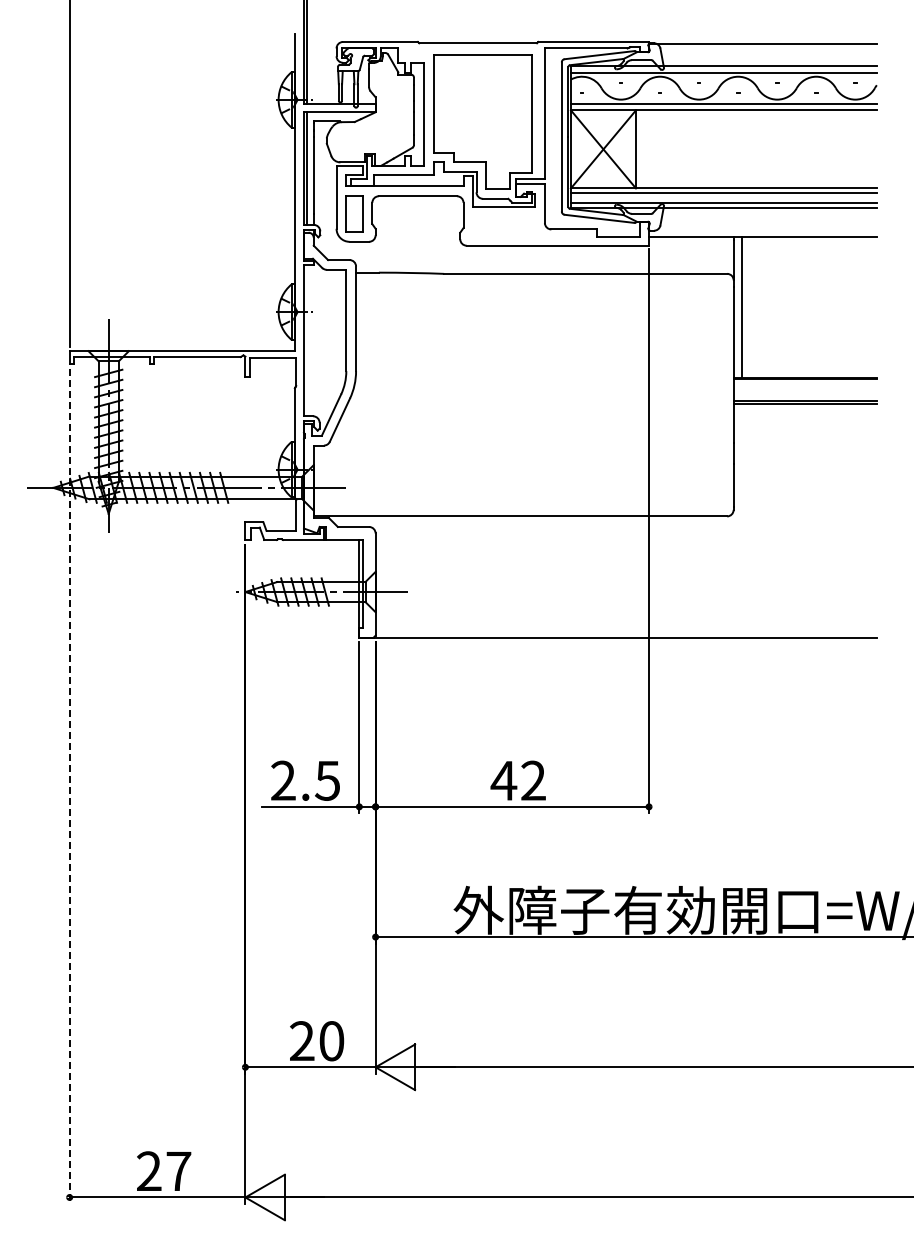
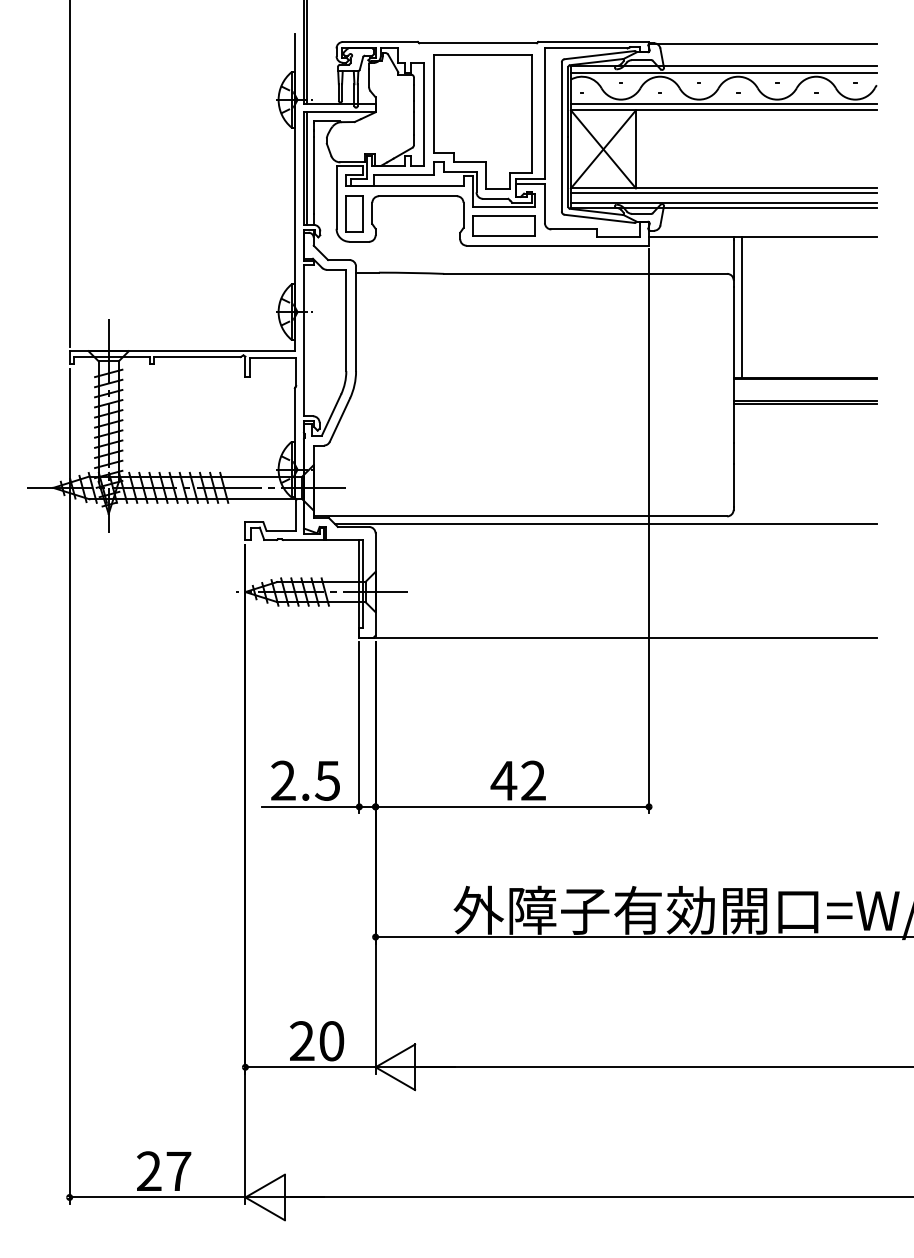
part: none -> present (503, 225)
line: none -> present (605, 523)
line: dashed -> solid (69, 786)
